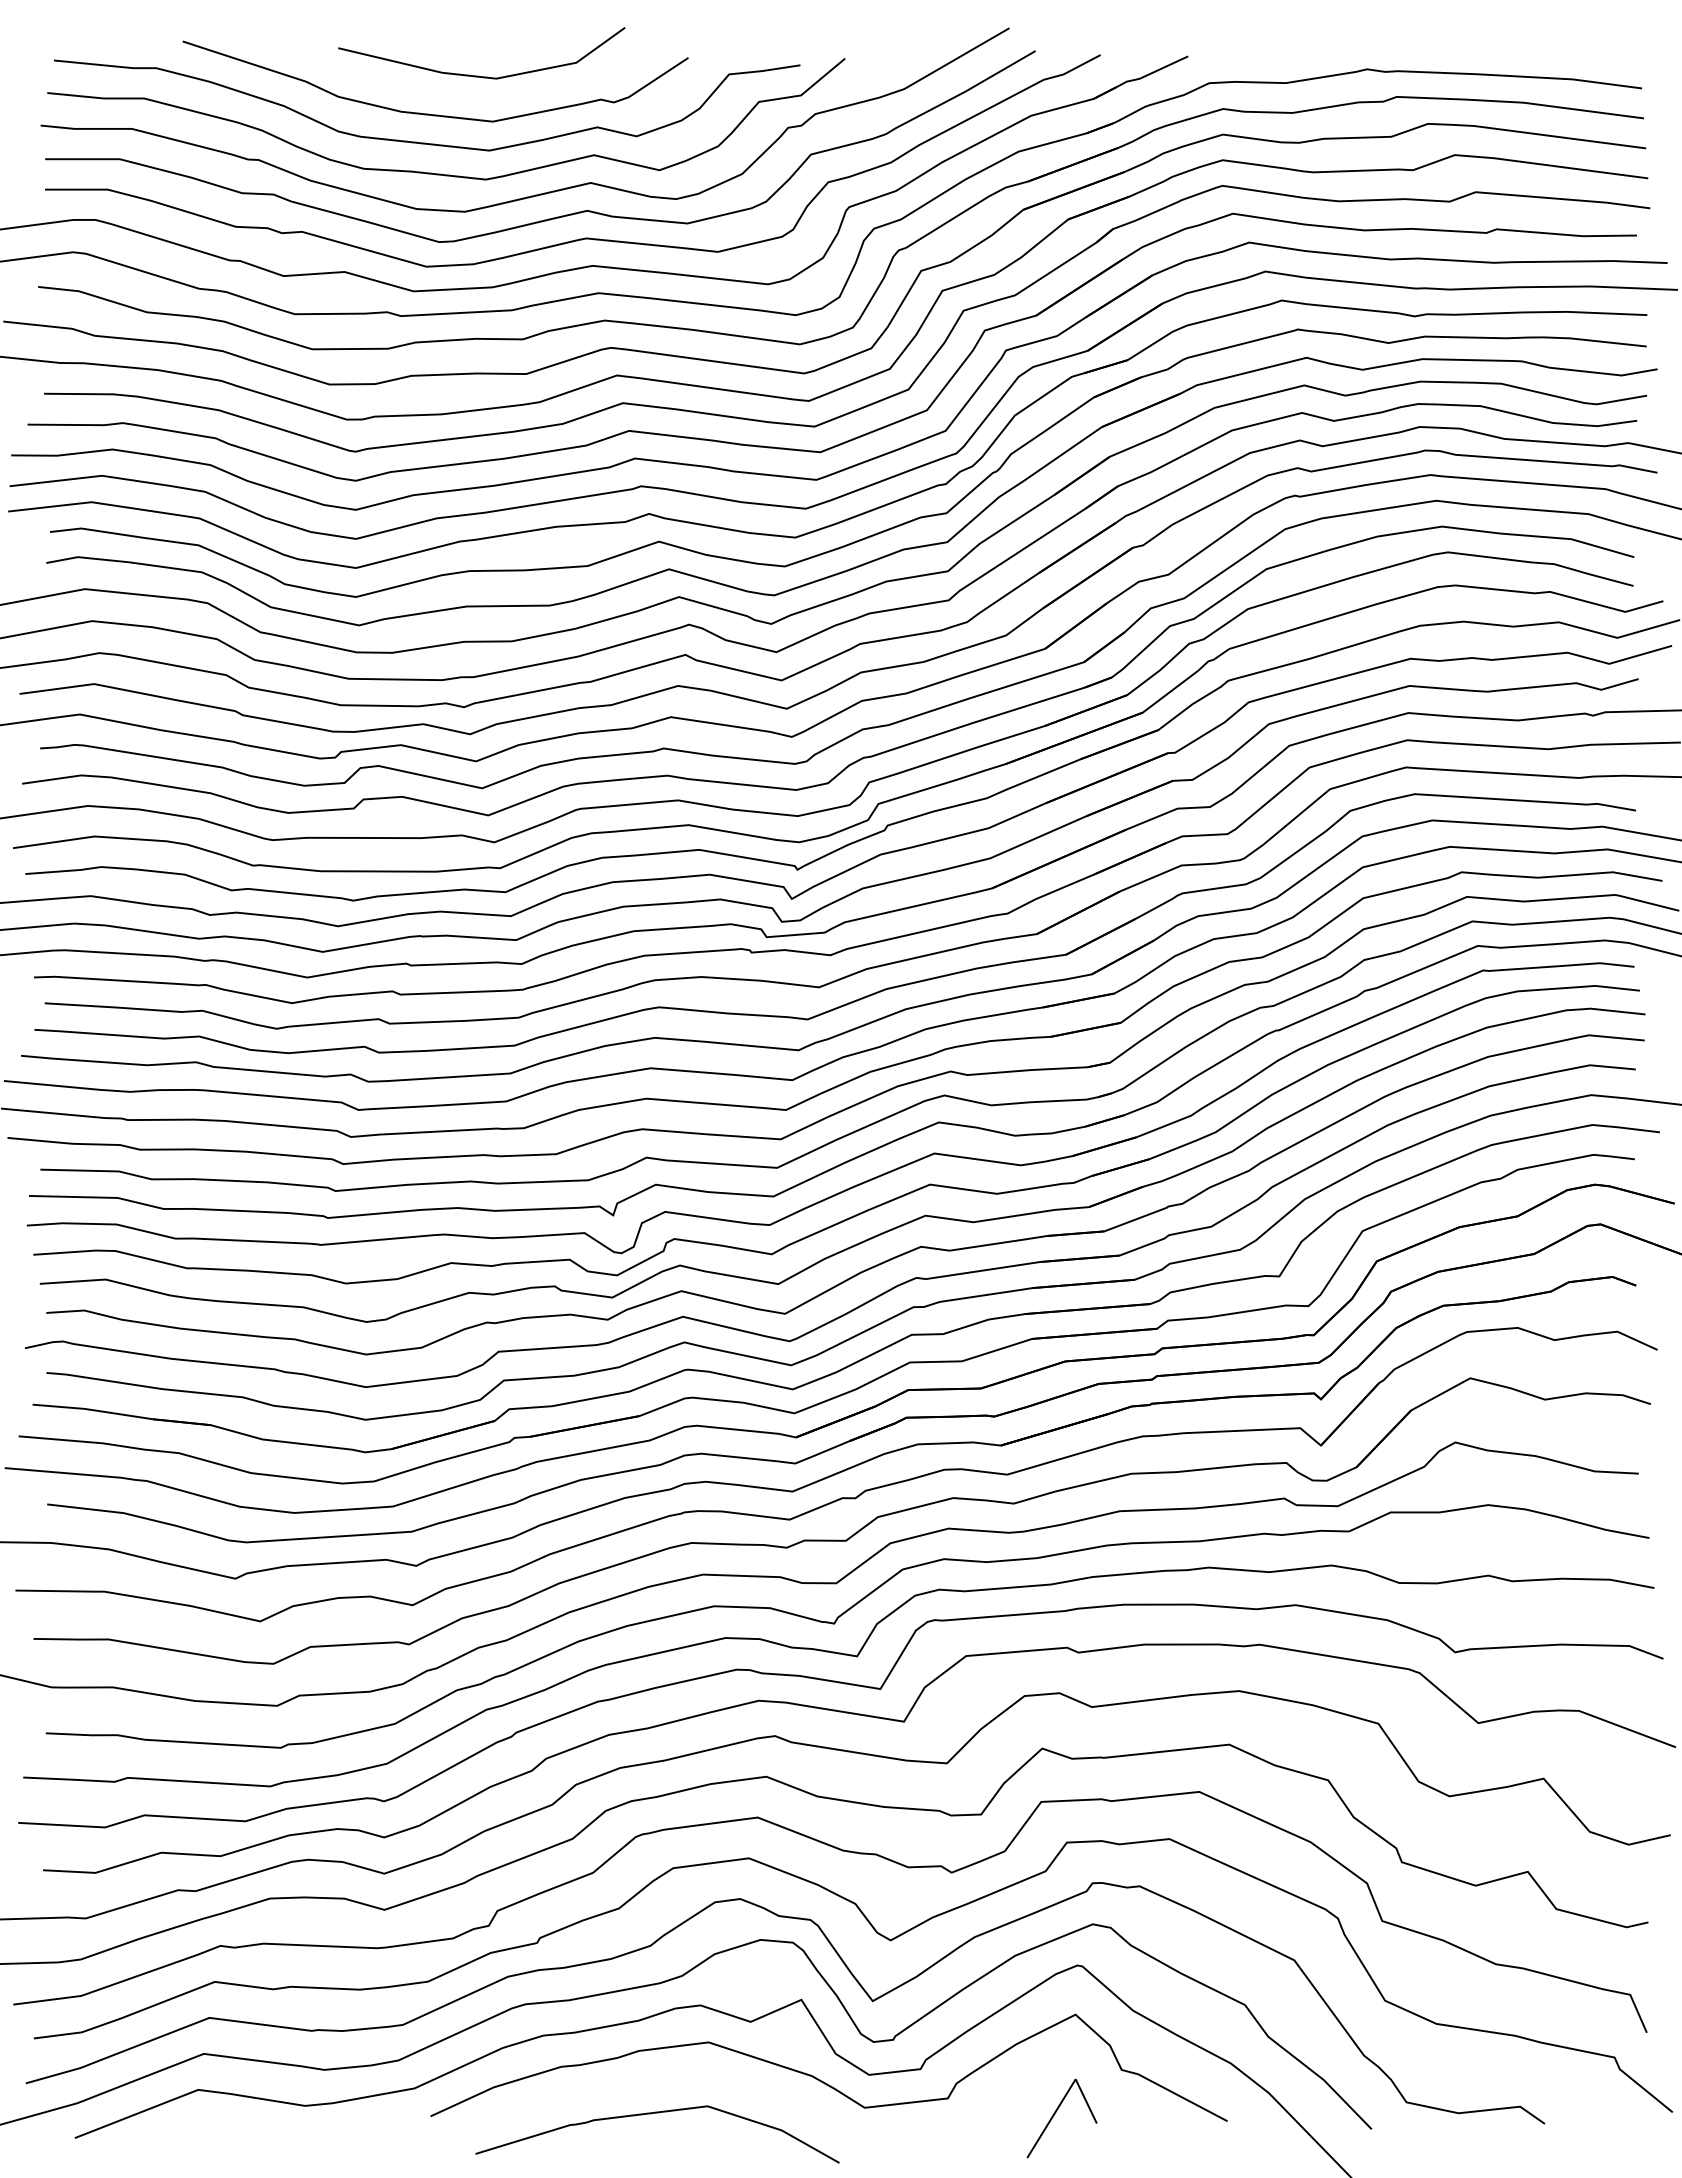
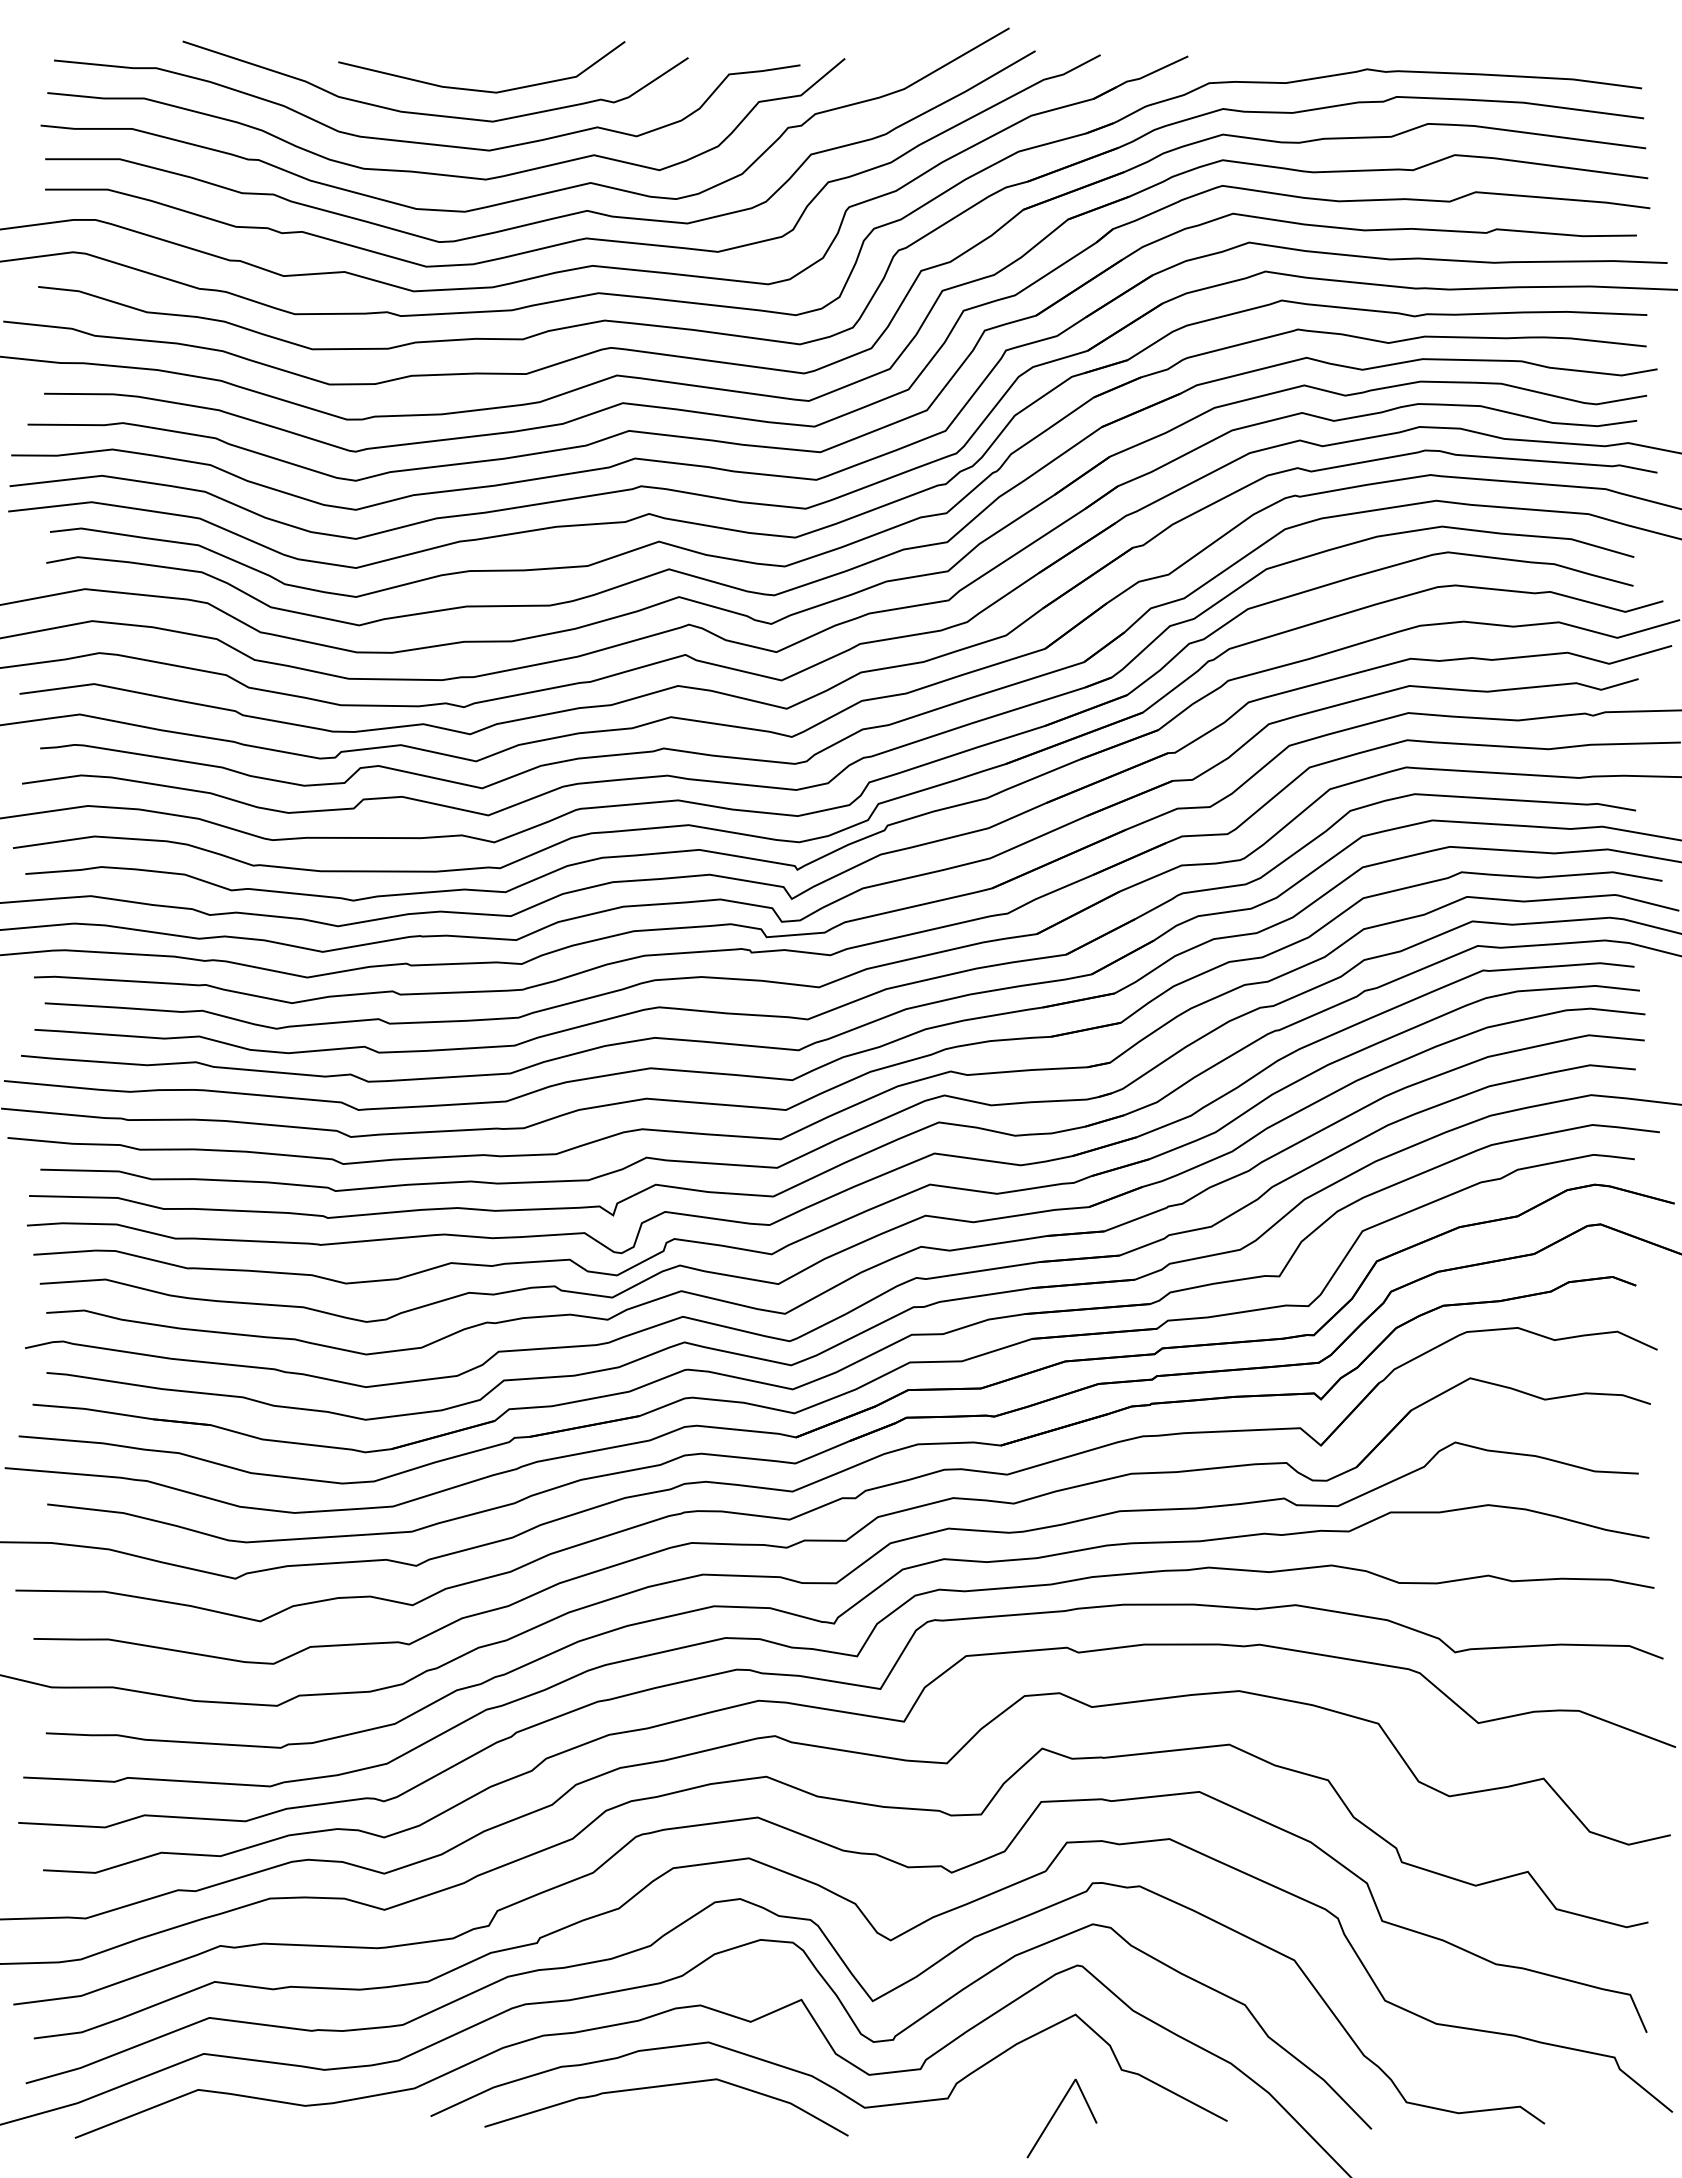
line position: (478, 75) -> (478, 89) (478, 89)
curve position: (651, 2114) -> (660, 2087) (660, 2087)
